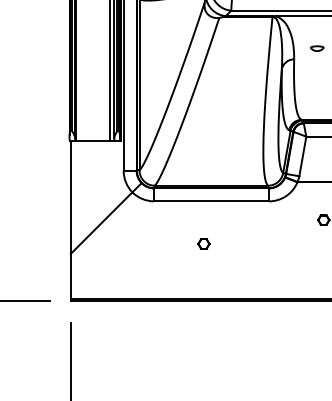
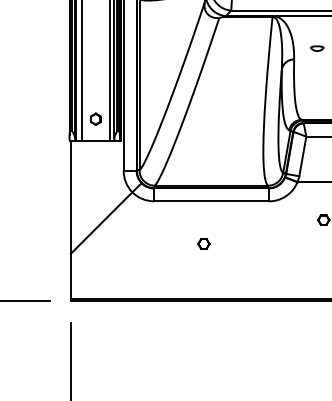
line: none -> present (81, 71)
part: none -> present (95, 118)
